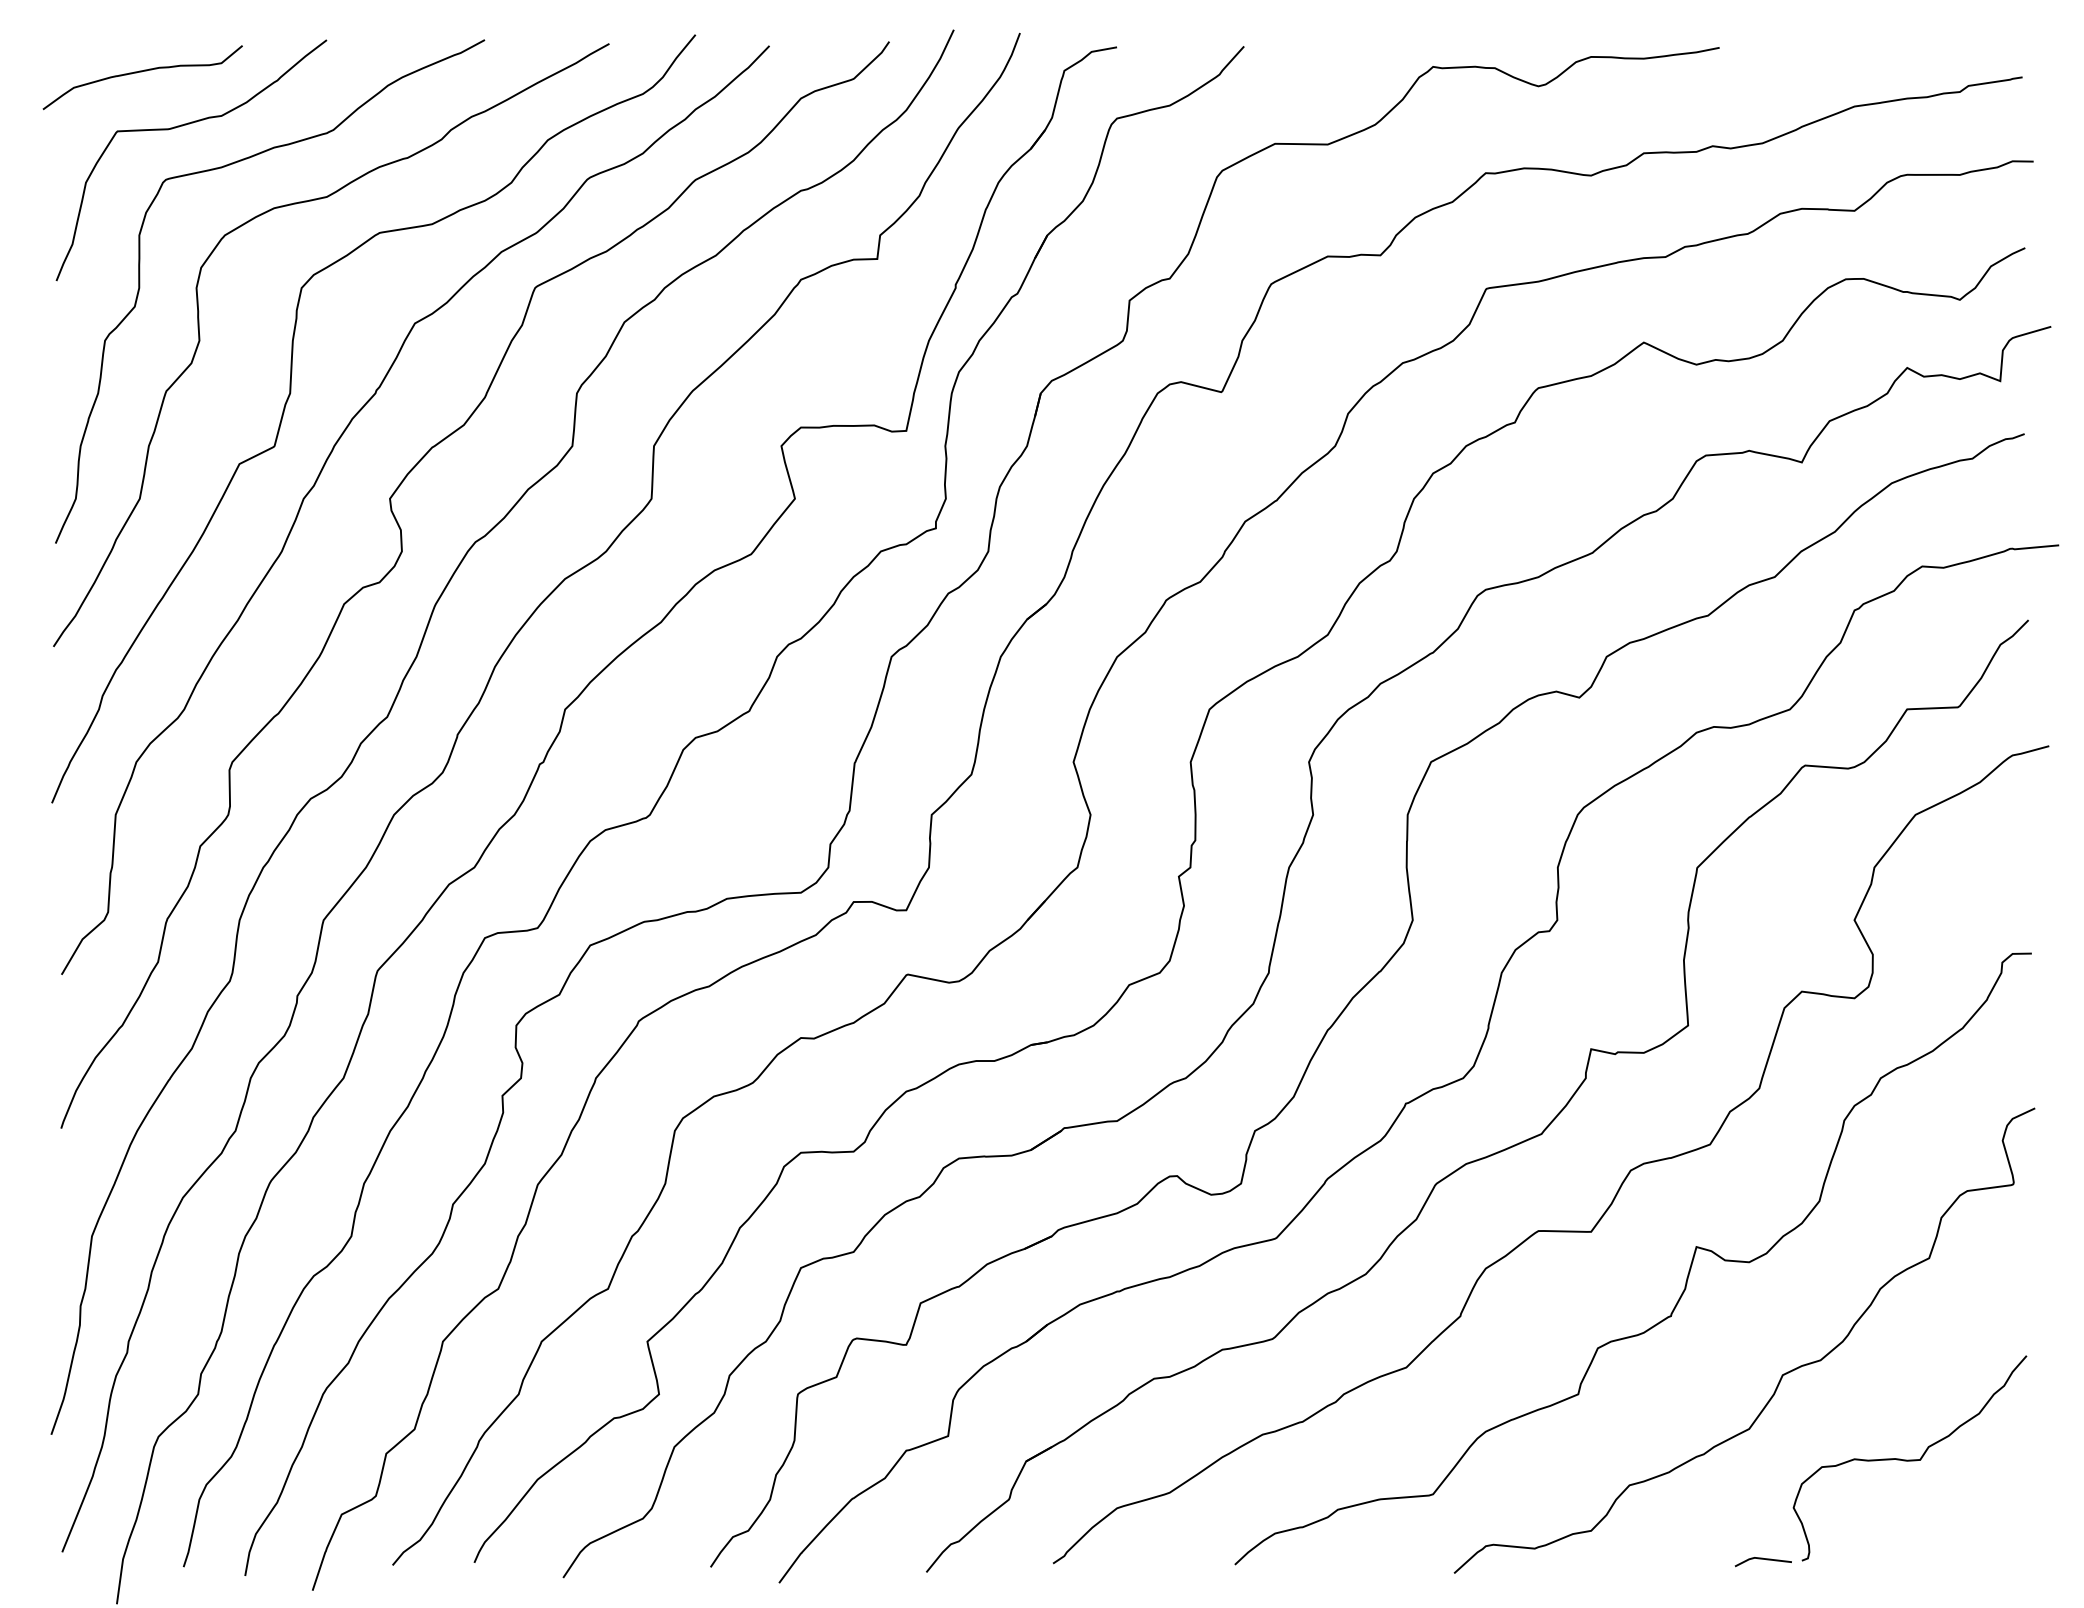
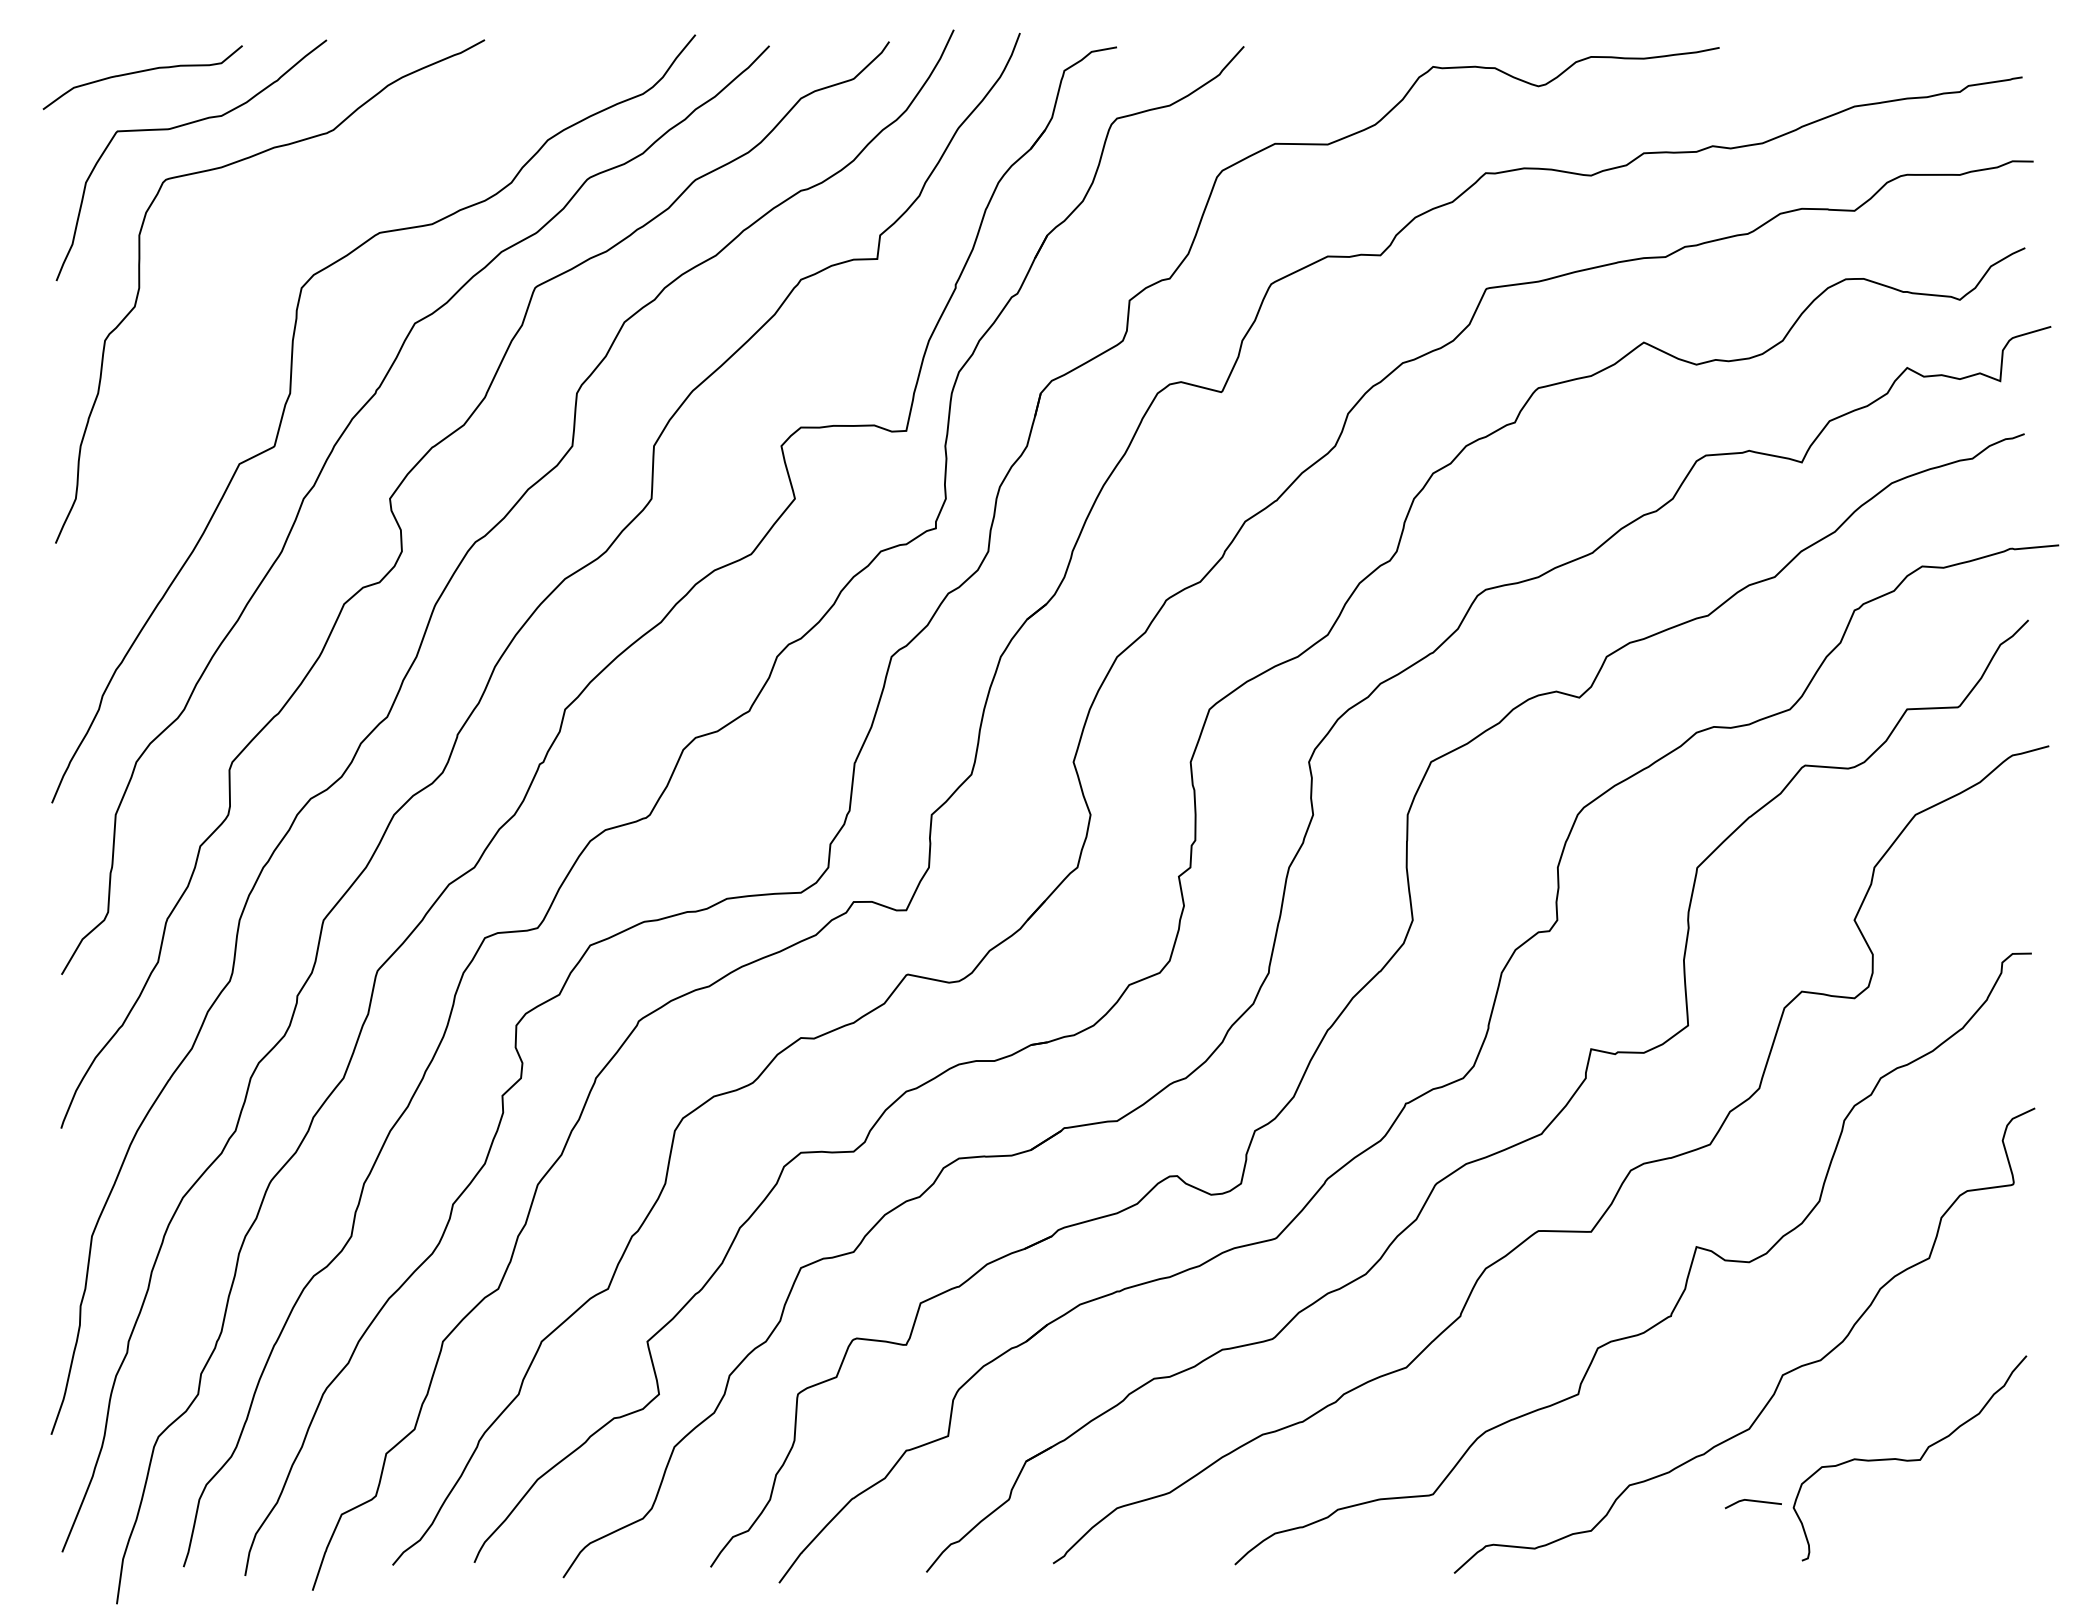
curve: present -> none (200, 341)
line position: (1762, 1559) -> (1752, 1501) (1752, 1501)
